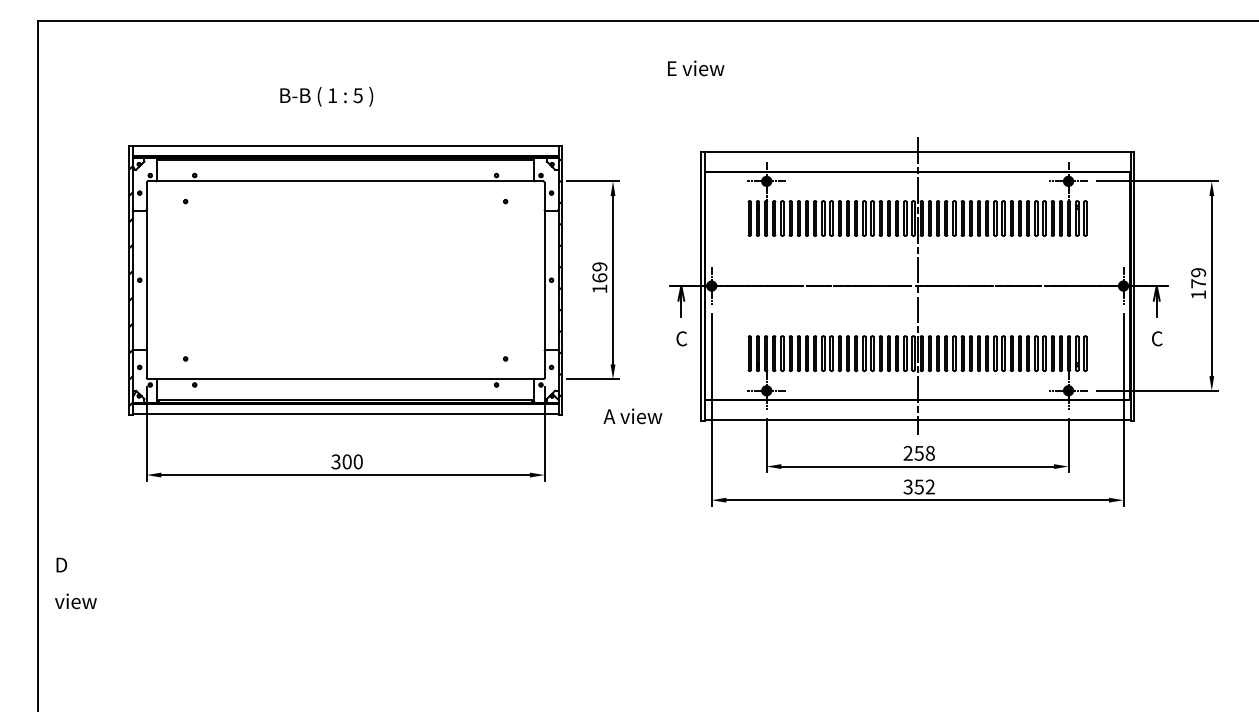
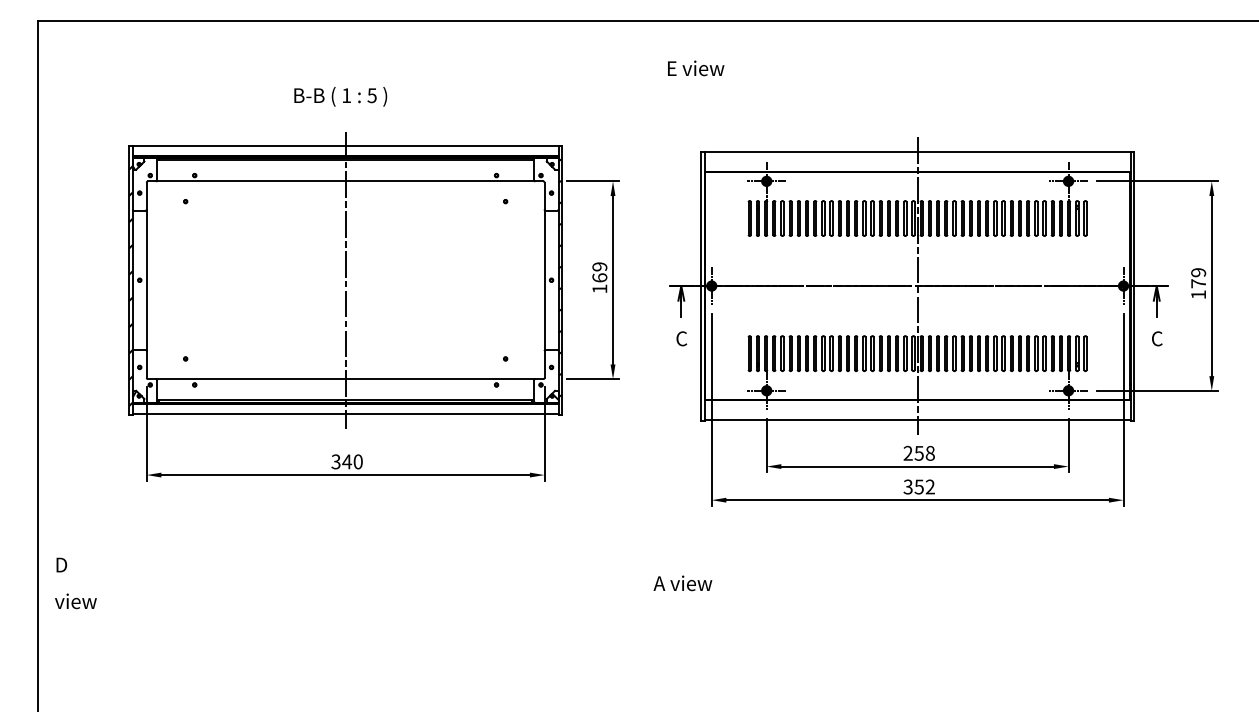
text position: (326, 96) -> (340, 96) (340, 96)
line: none -> present (345, 279)
text position: (632, 416) -> (682, 583) (682, 583)
text: 300 -> 340 (347, 461)
